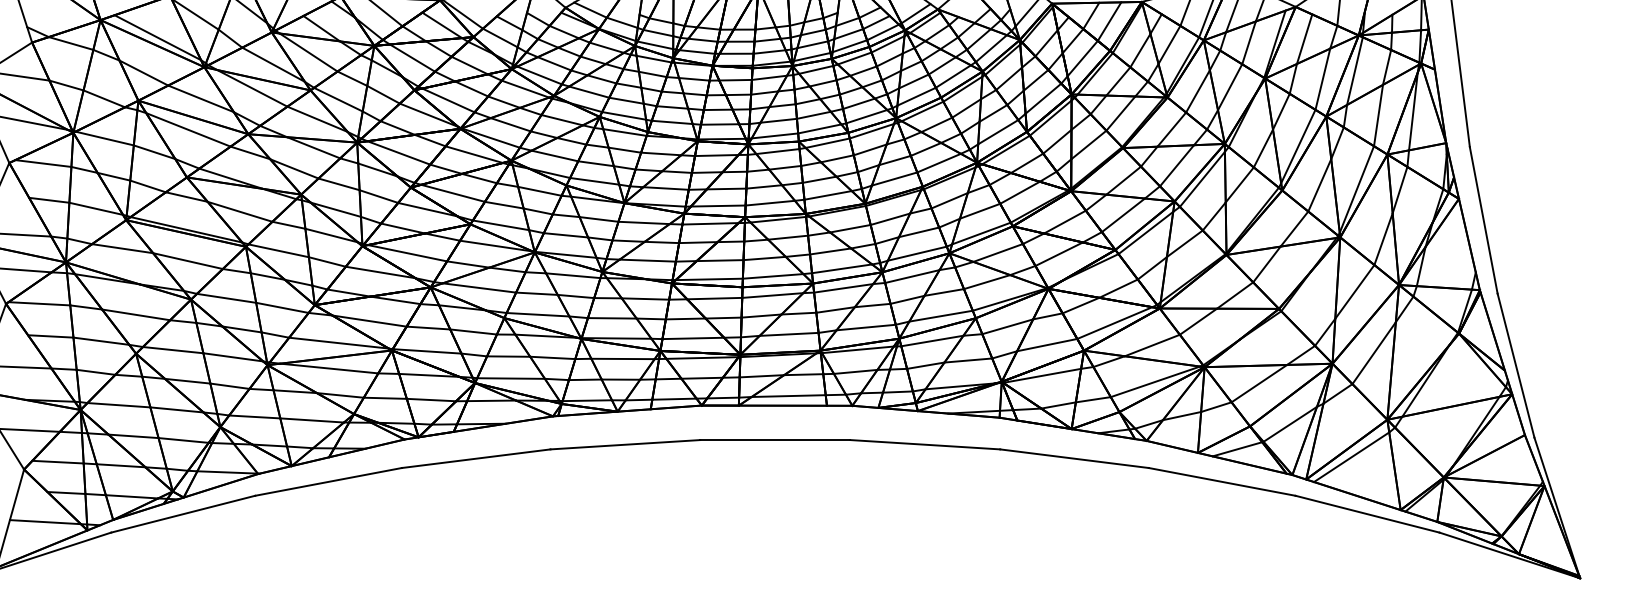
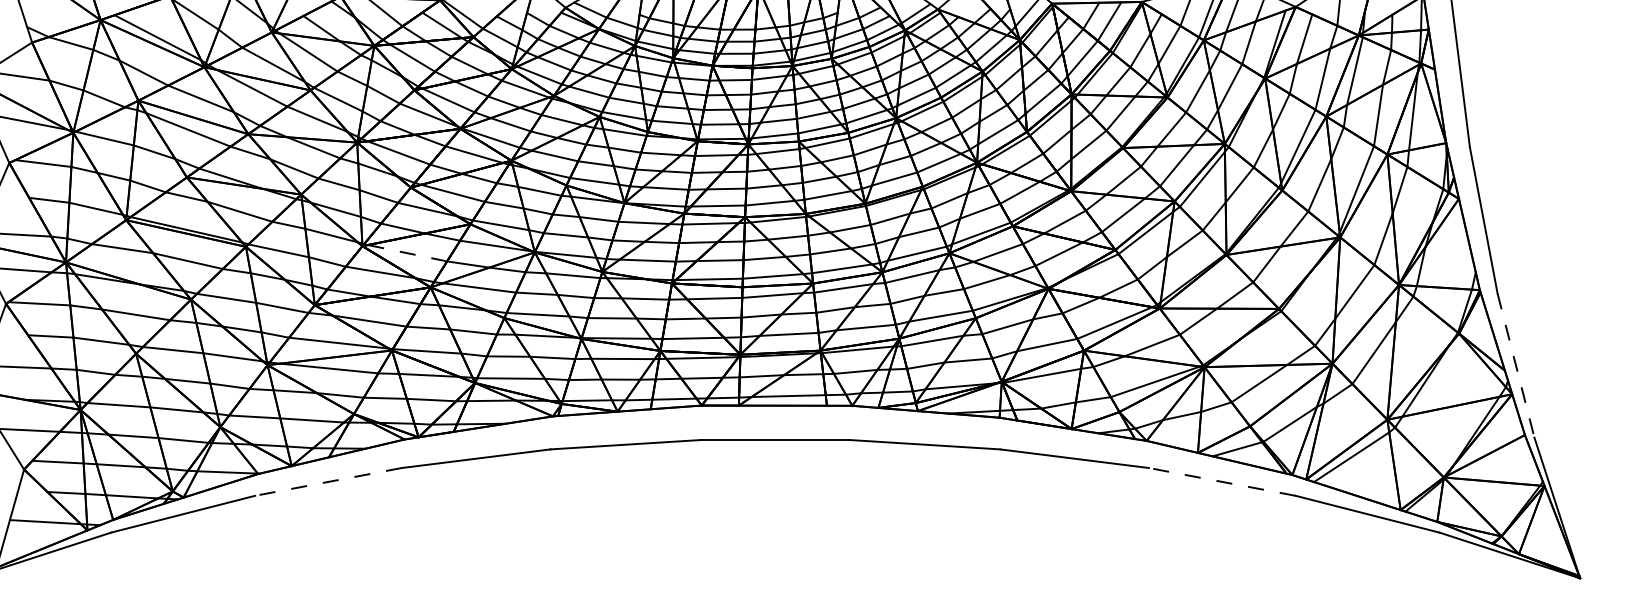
line: solid -> dashed (407, 253)
line: solid -> dashed (1516, 366)
line: solid -> dashed (328, 481)
line: solid -> dashed (1222, 481)
